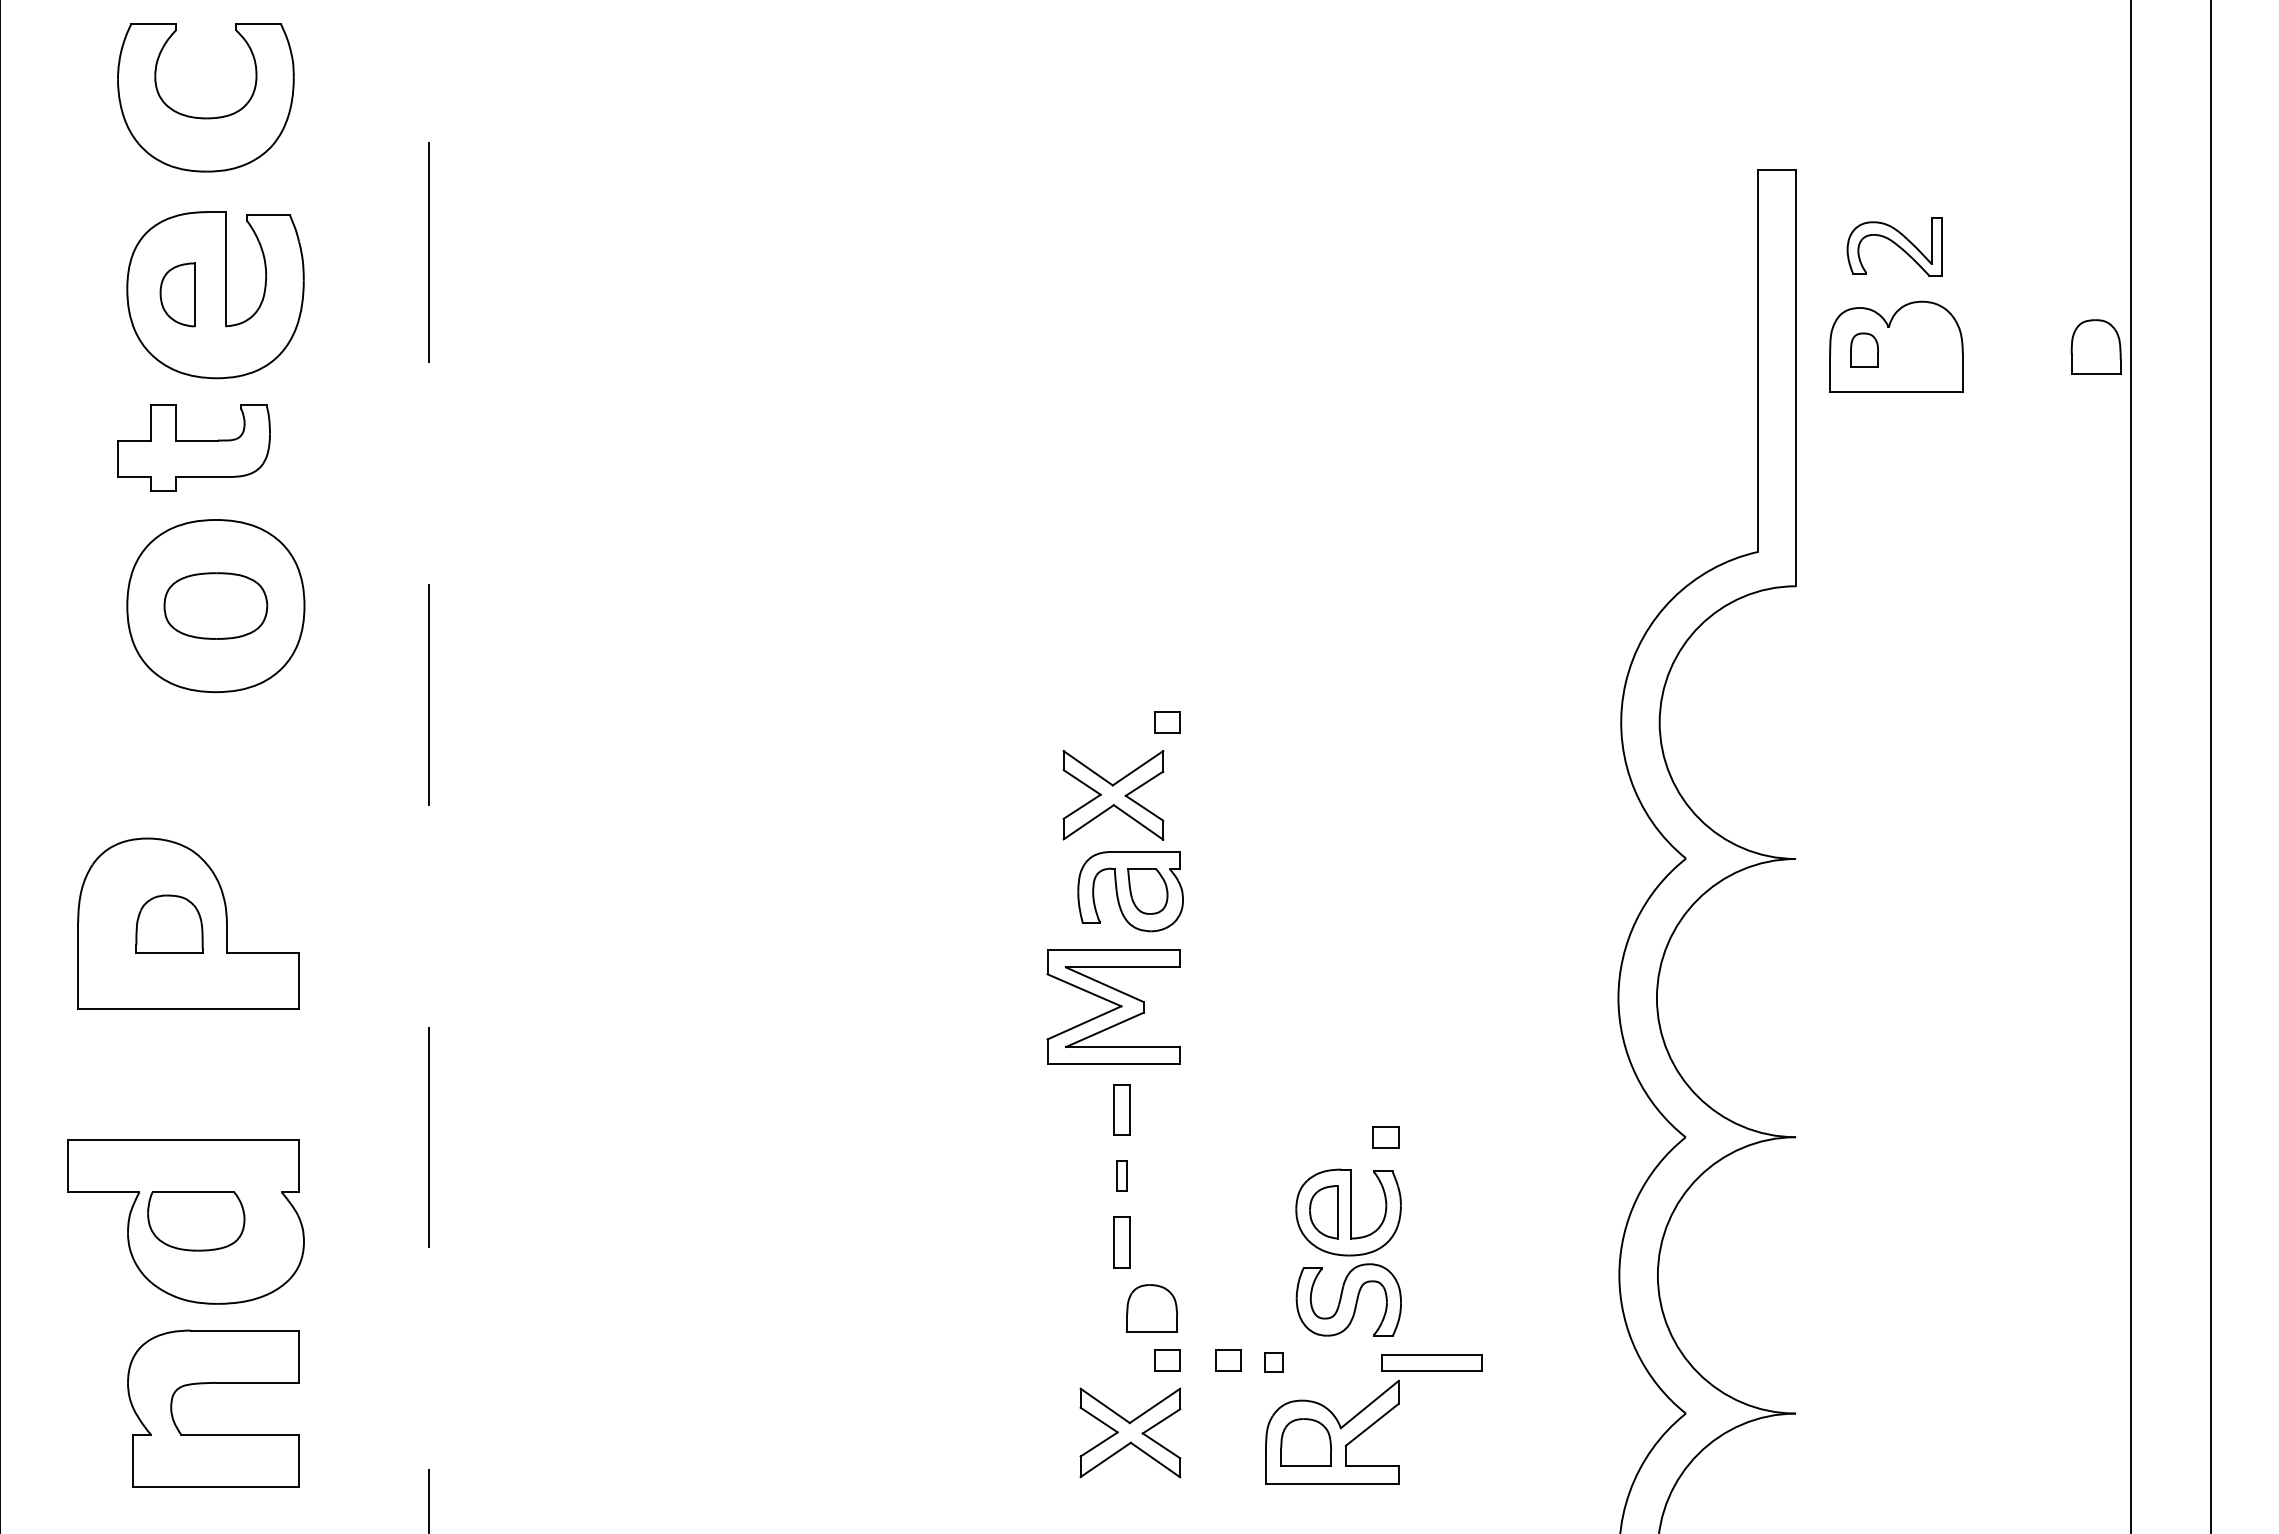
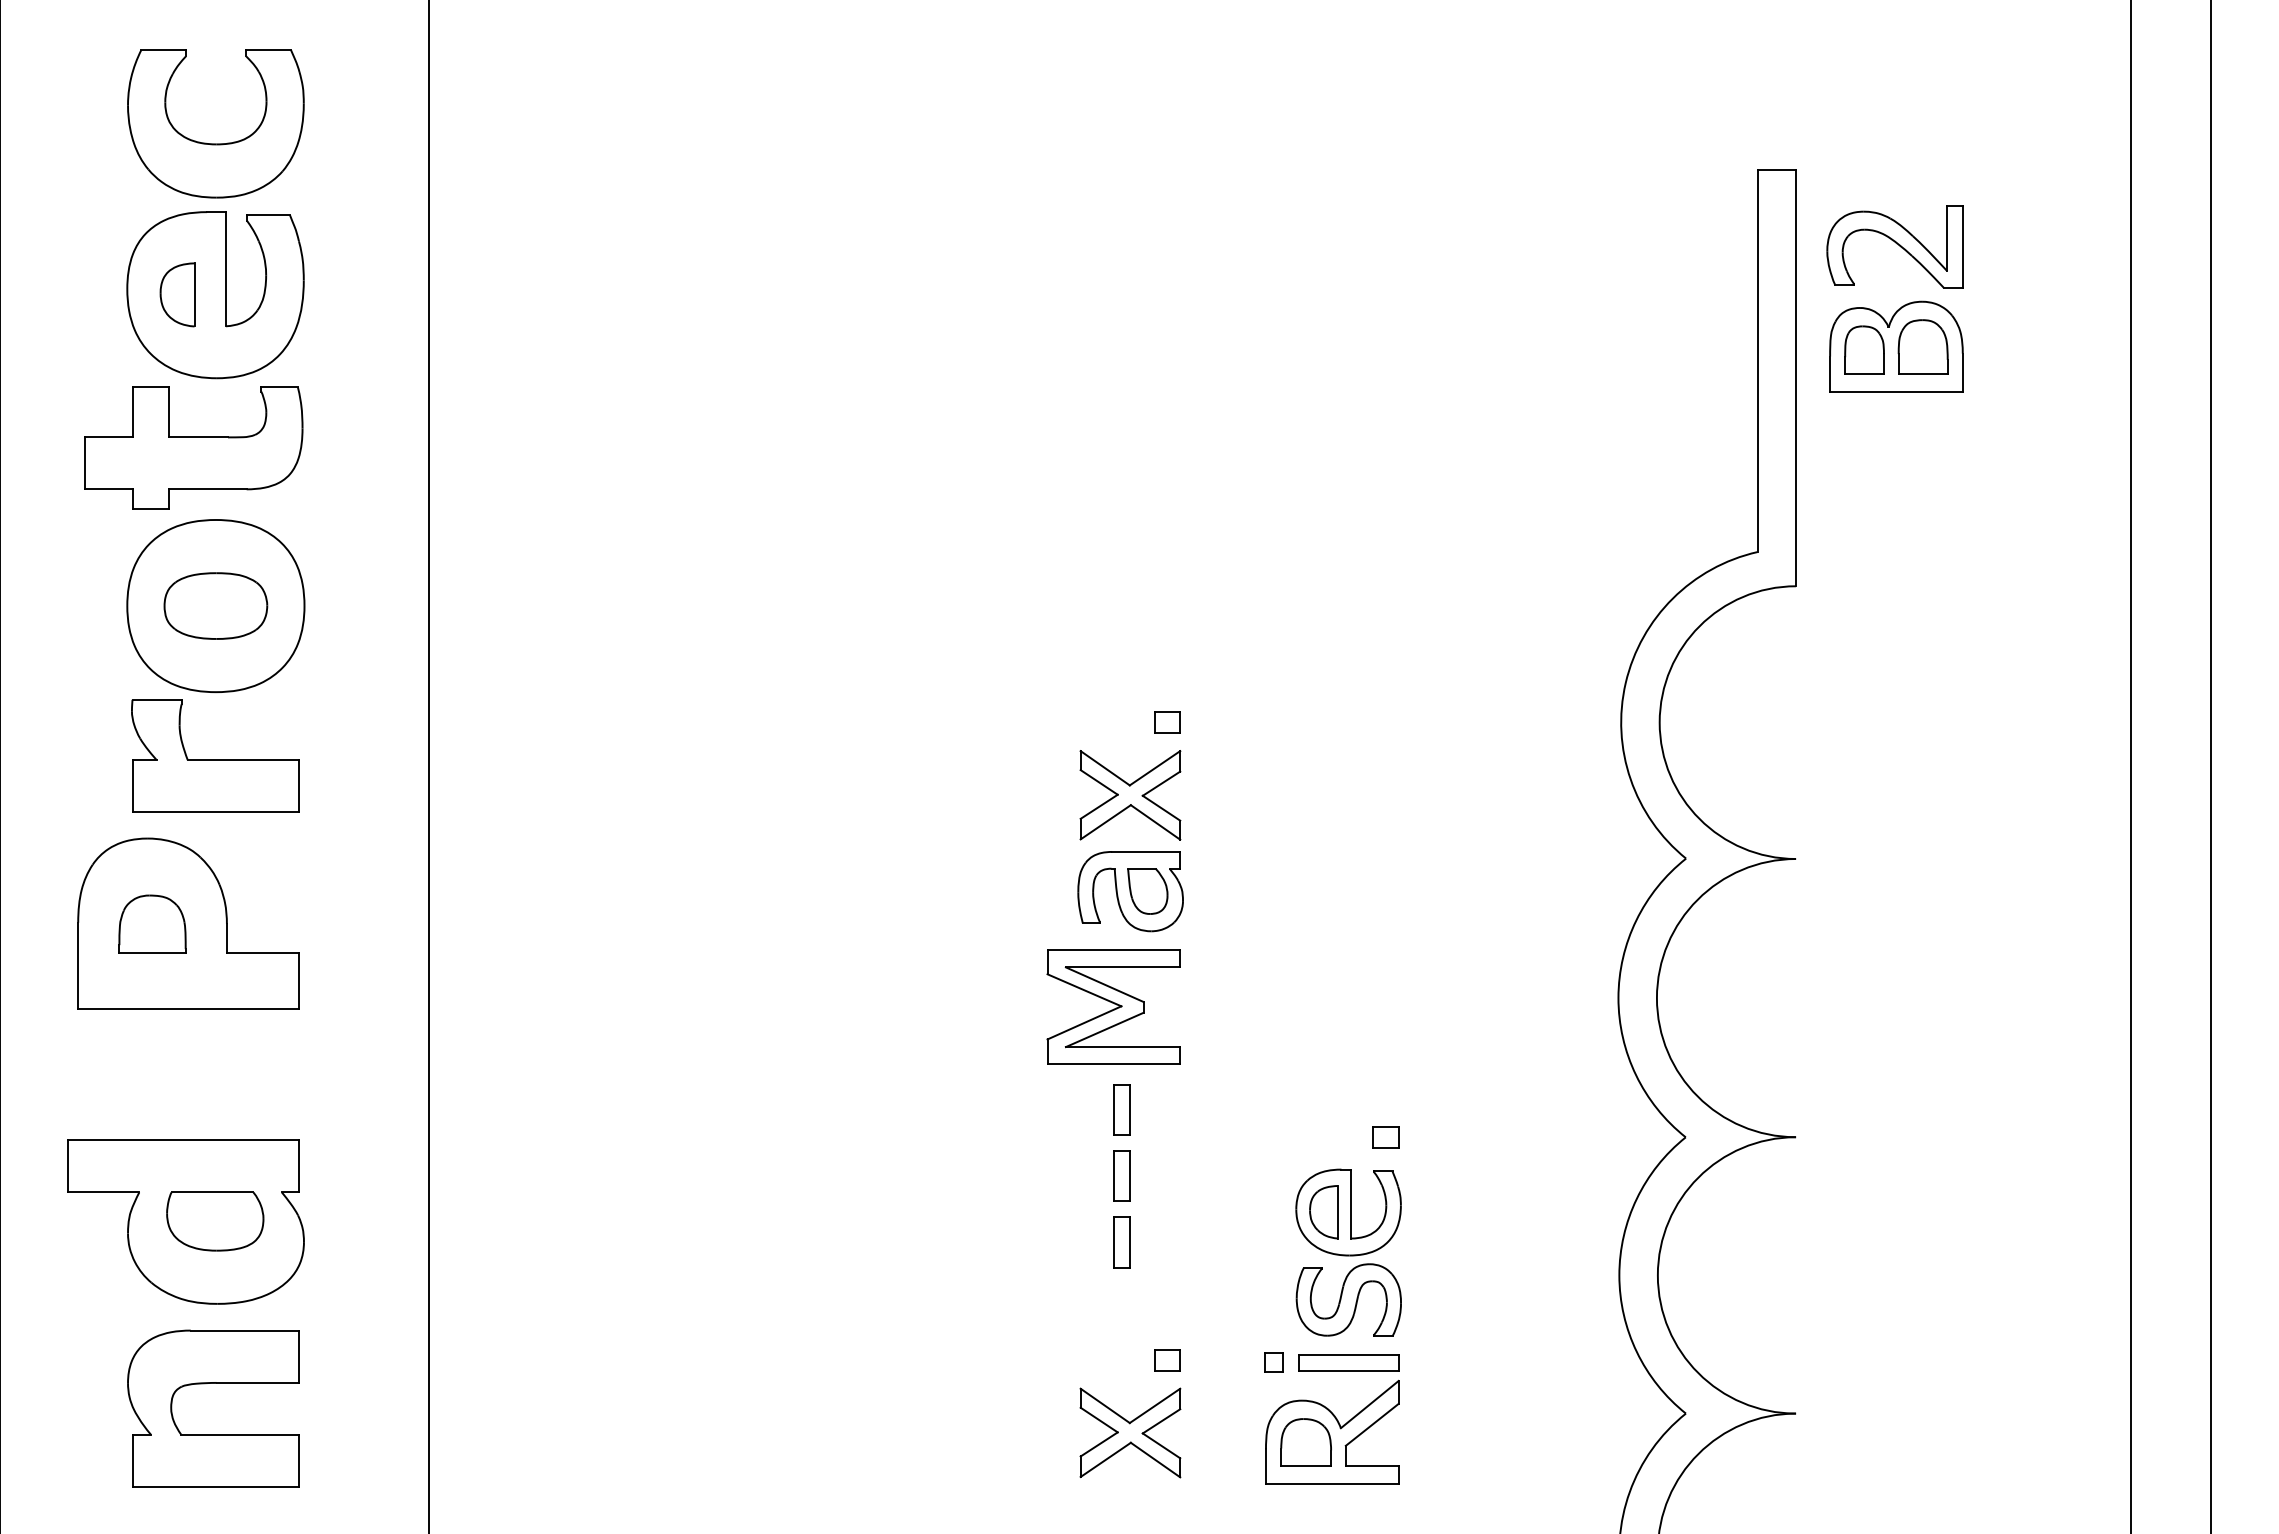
part position: (205, 117) -> (215, 143) (215, 143)
part size: 97x60 px -> 138x84 px (1894, 246)
part position: (2095, 346) -> (1922, 346) (1922, 346)
part size: 29x36 px -> 41x50 px (1864, 349)
part size: 154x88 px -> 220x124 px (193, 447)
part: none -> present (215, 755)
line: dashed -> solid (428, 766)
part position: (1113, 795) -> (1130, 795) (1130, 795)
part position: (169, 923) -> (152, 923) (152, 923)
part size: 12x32 px -> 18x52 px (1121, 1175)
part position: (196, 1221) -> (215, 1221) (215, 1221)
part: present -> none (1151, 1308)
part: present -> none (1228, 1360)
part position: (1431, 1362) -> (1348, 1362) (1348, 1362)
